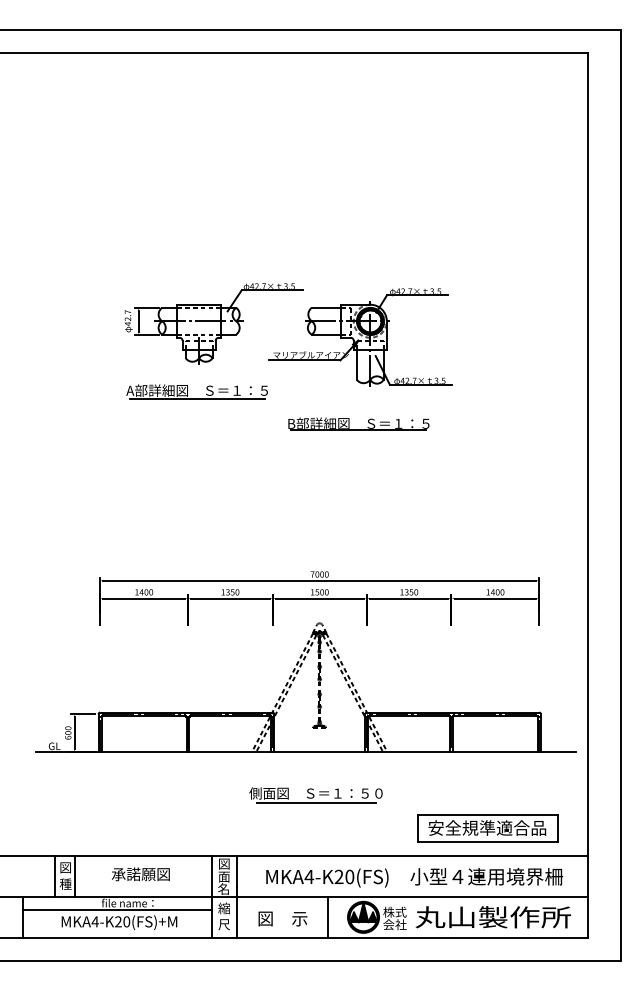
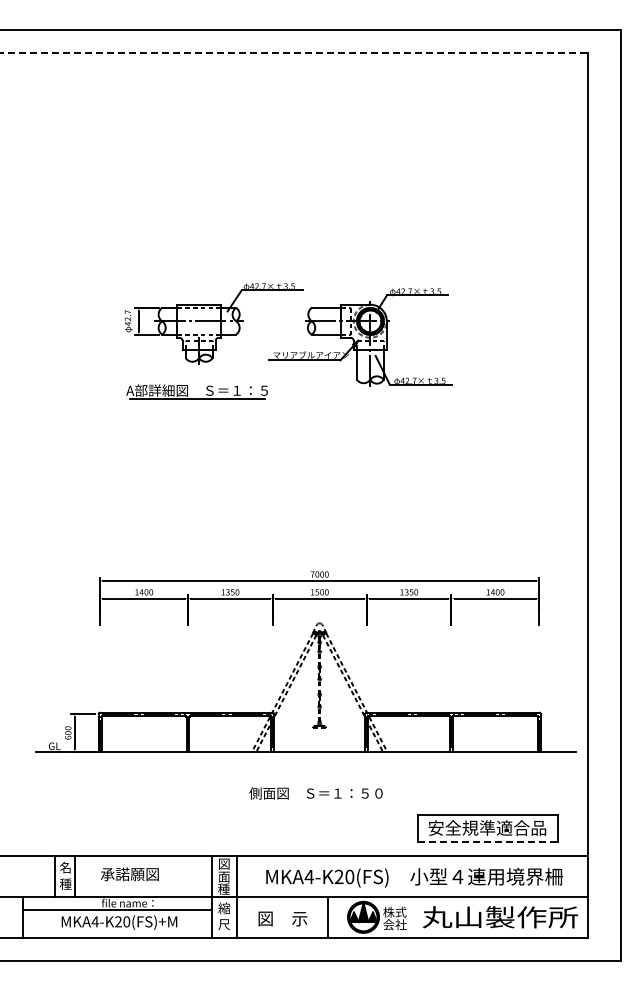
line: solid -> dashed (294, 53)
part: present -> none (358, 423)
line: present -> none (316, 802)
line: solid -> dashed (488, 841)
text: 図 -> 名 (65, 867)
text position: (140, 874) -> (129, 874) (129, 874)
text: 名 -> 種 (223, 888)
text position: (492, 917) -> (499, 917) (499, 917)
